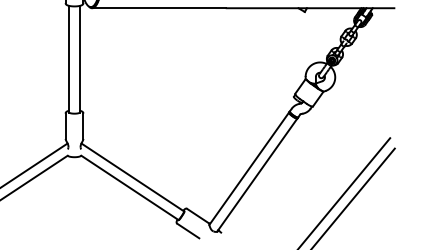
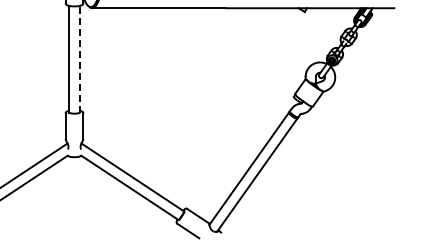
line: solid -> dashed (79, 58)
line: present -> none (345, 192)
line: present -> none (353, 197)
